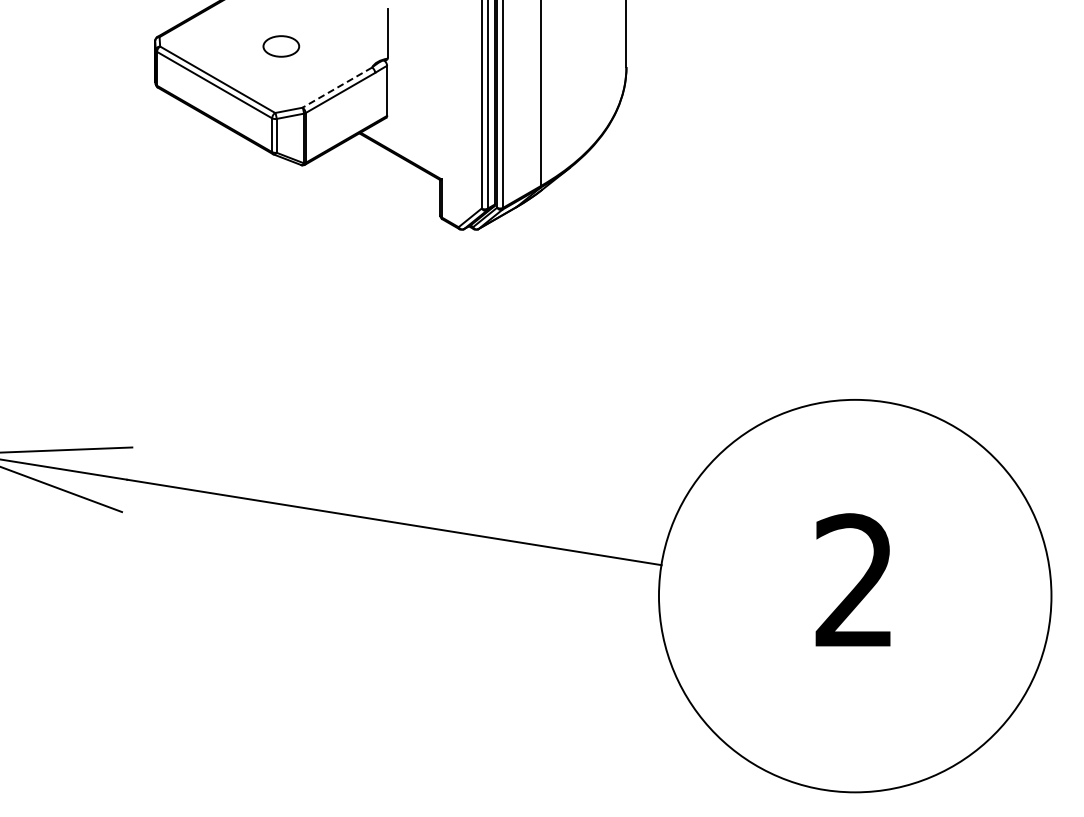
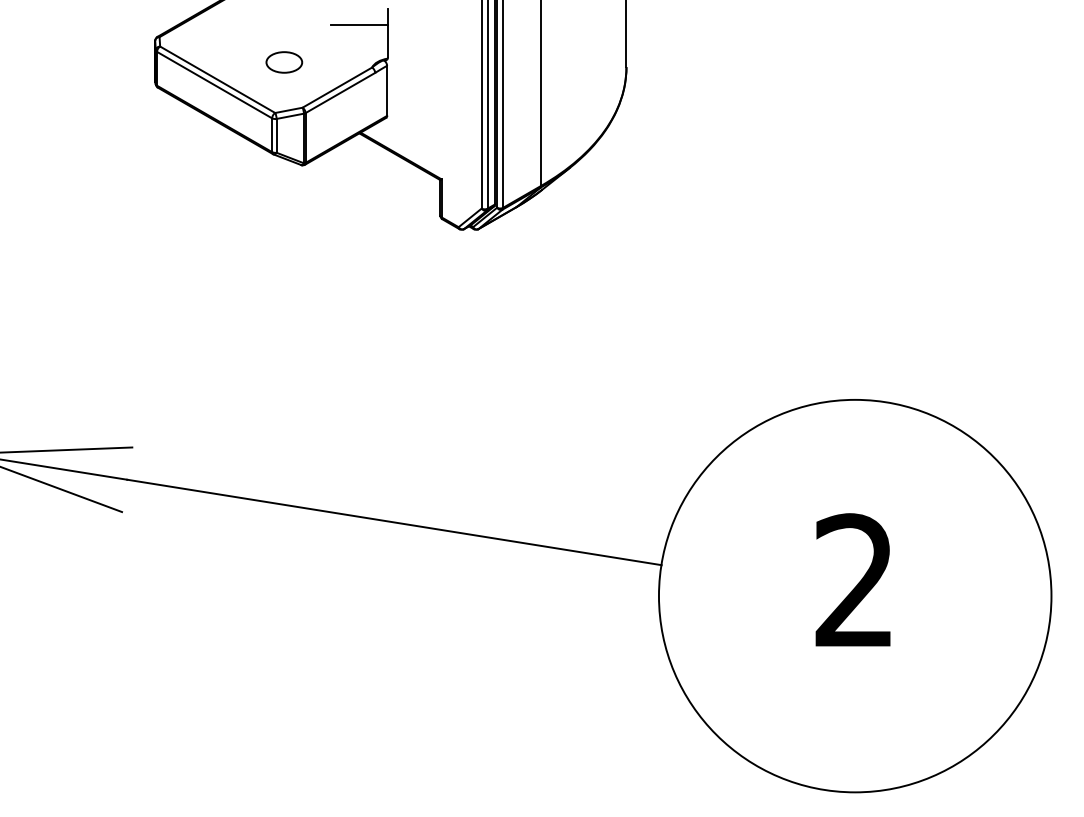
line: none -> present (359, 24)
part position: (281, 46) -> (284, 62) (284, 62)
line: dashed -> solid (336, 87)
